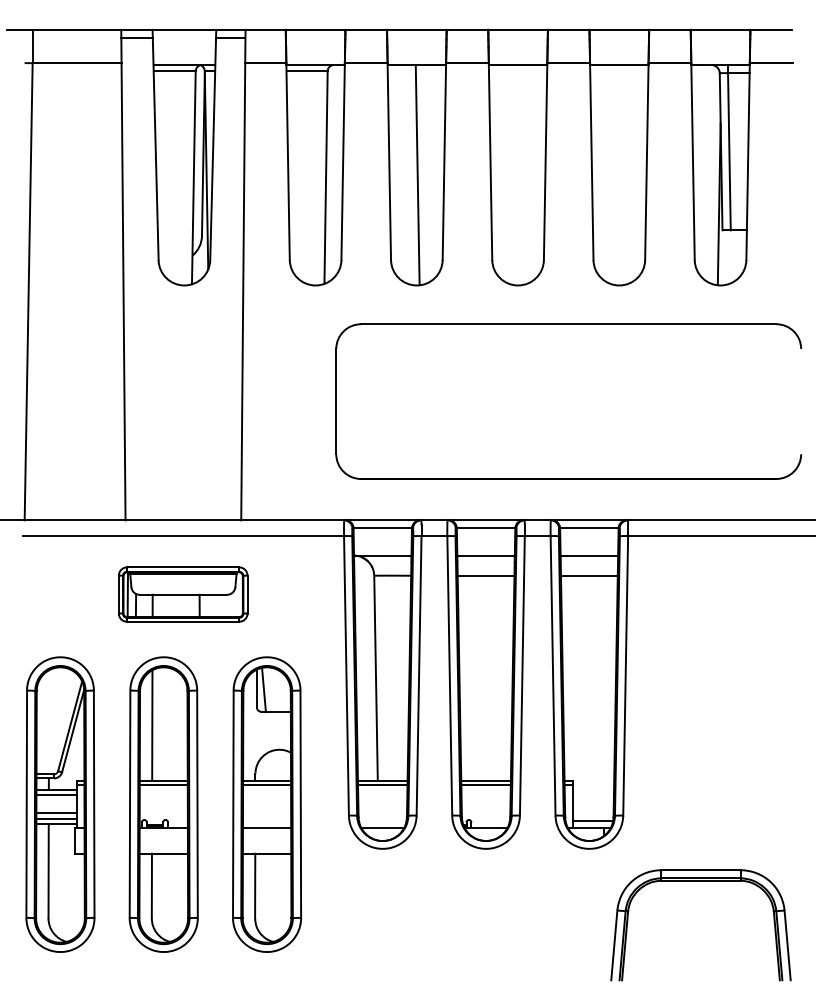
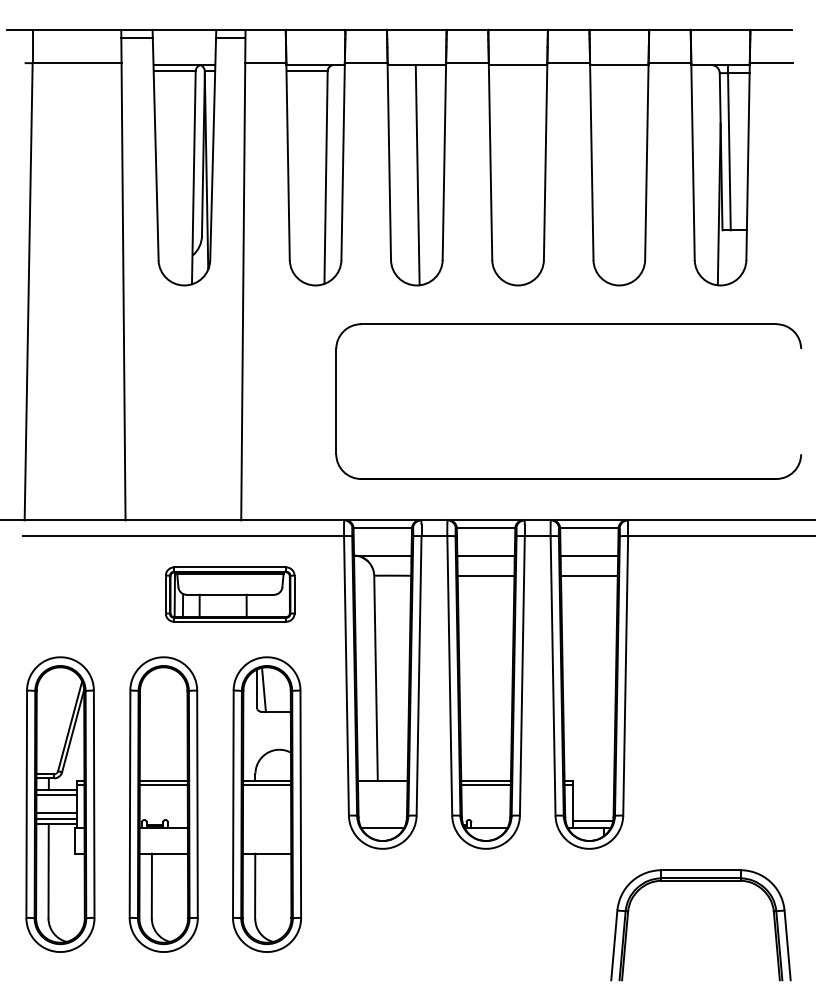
part position: (183, 594) -> (230, 594) (230, 594)
line: present -> none (152, 725)
line: present -> none (382, 785)
line: present -> none (266, 828)
